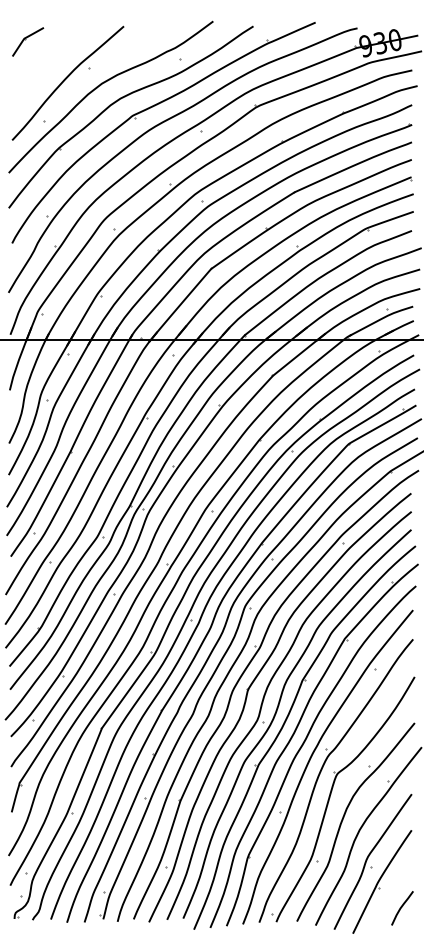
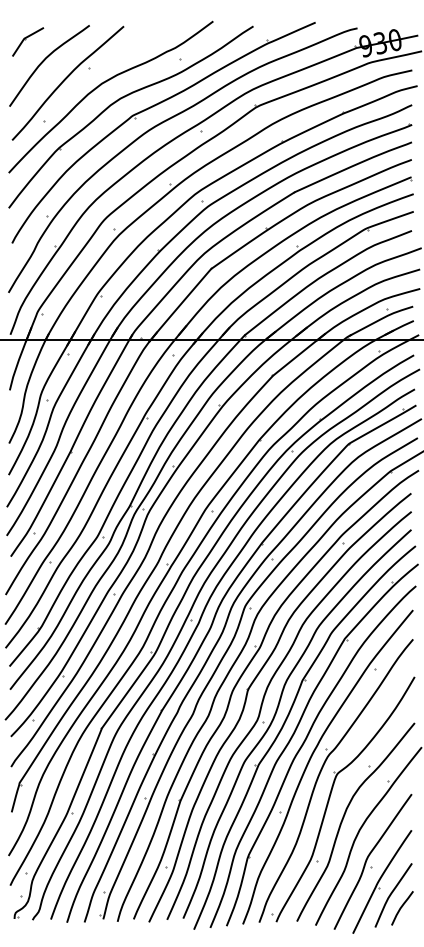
curve: none -> present (45, 60)
curve: none -> present (391, 895)
